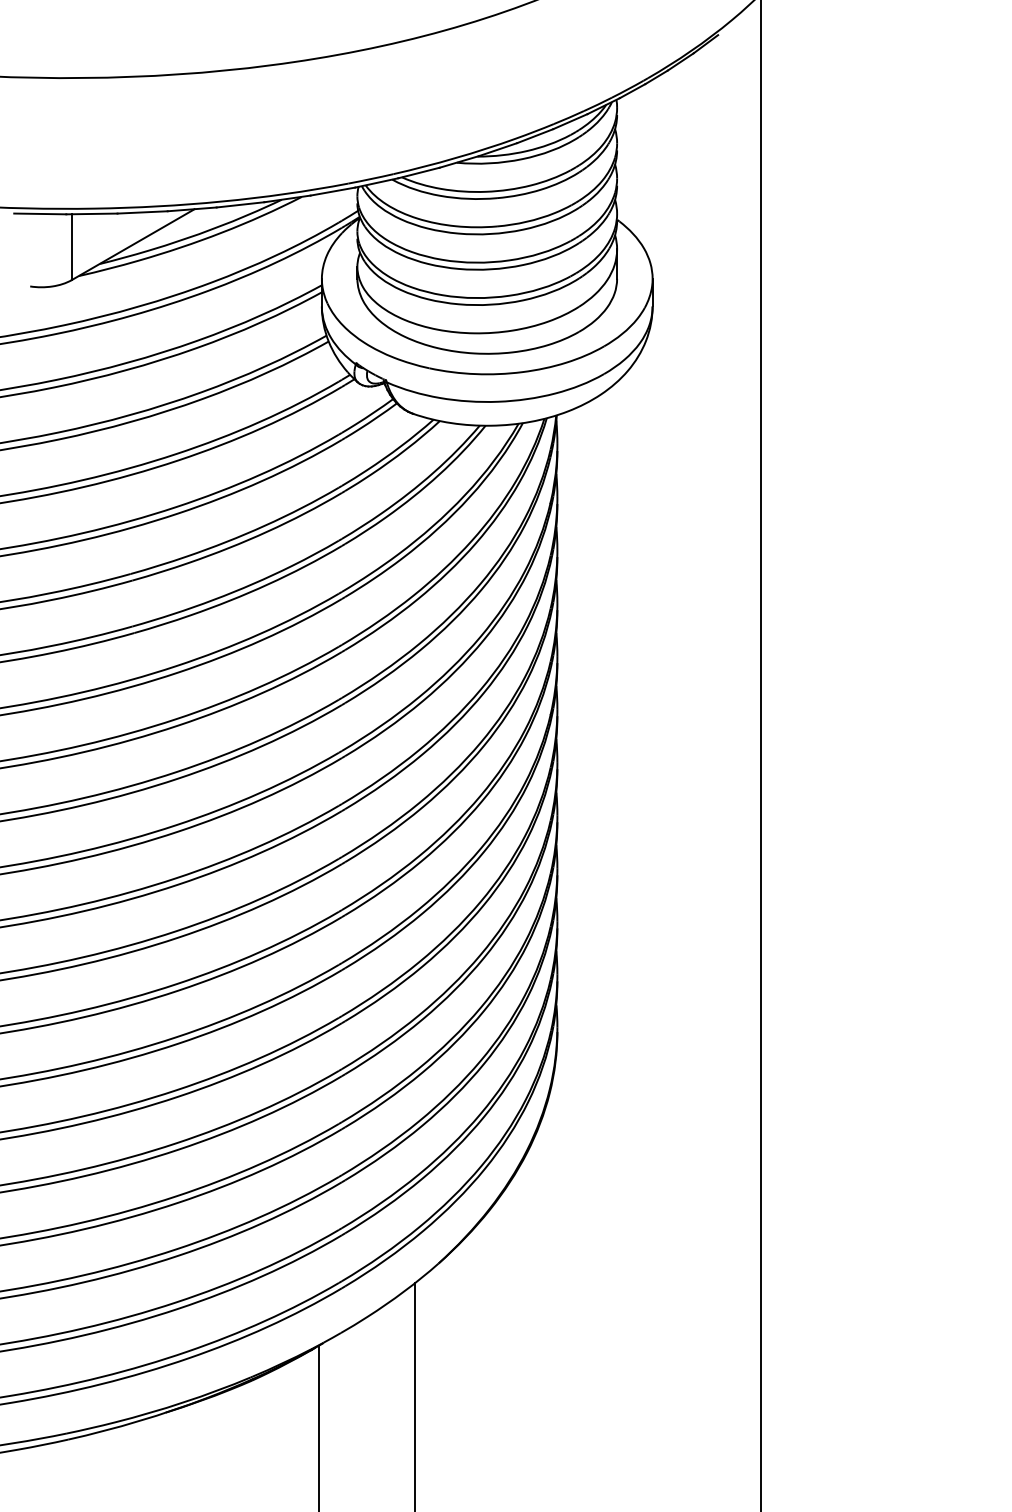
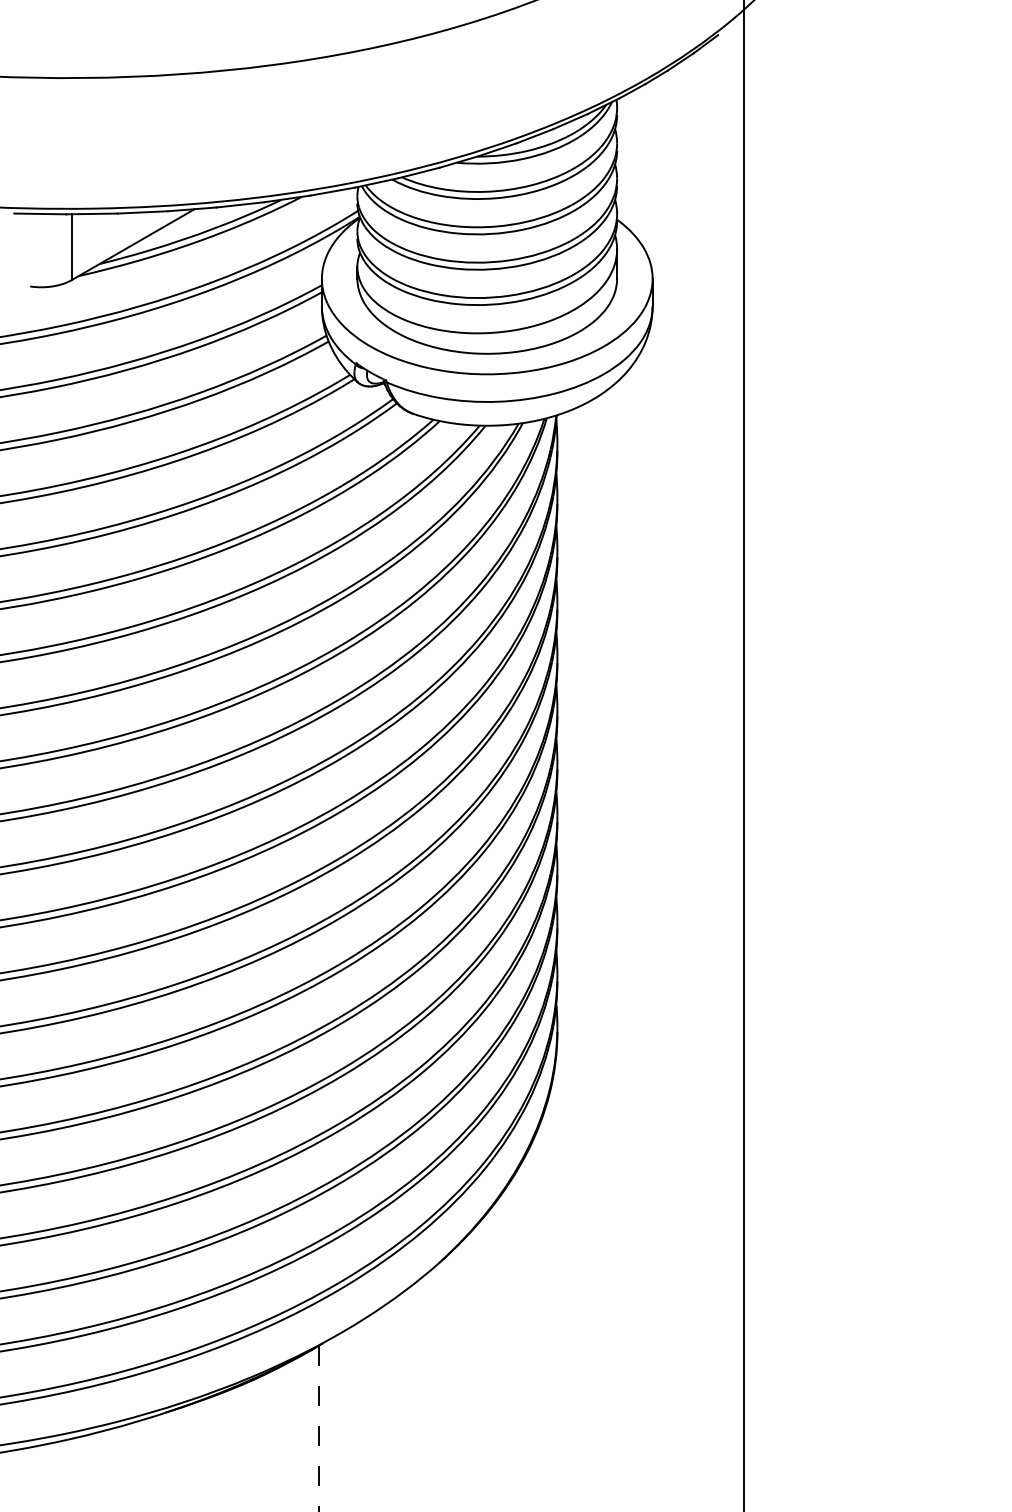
line position: (761, 755) -> (744, 755) (744, 755)
line: present -> none (414, 1395)
line: solid -> dashed (319, 1428)
